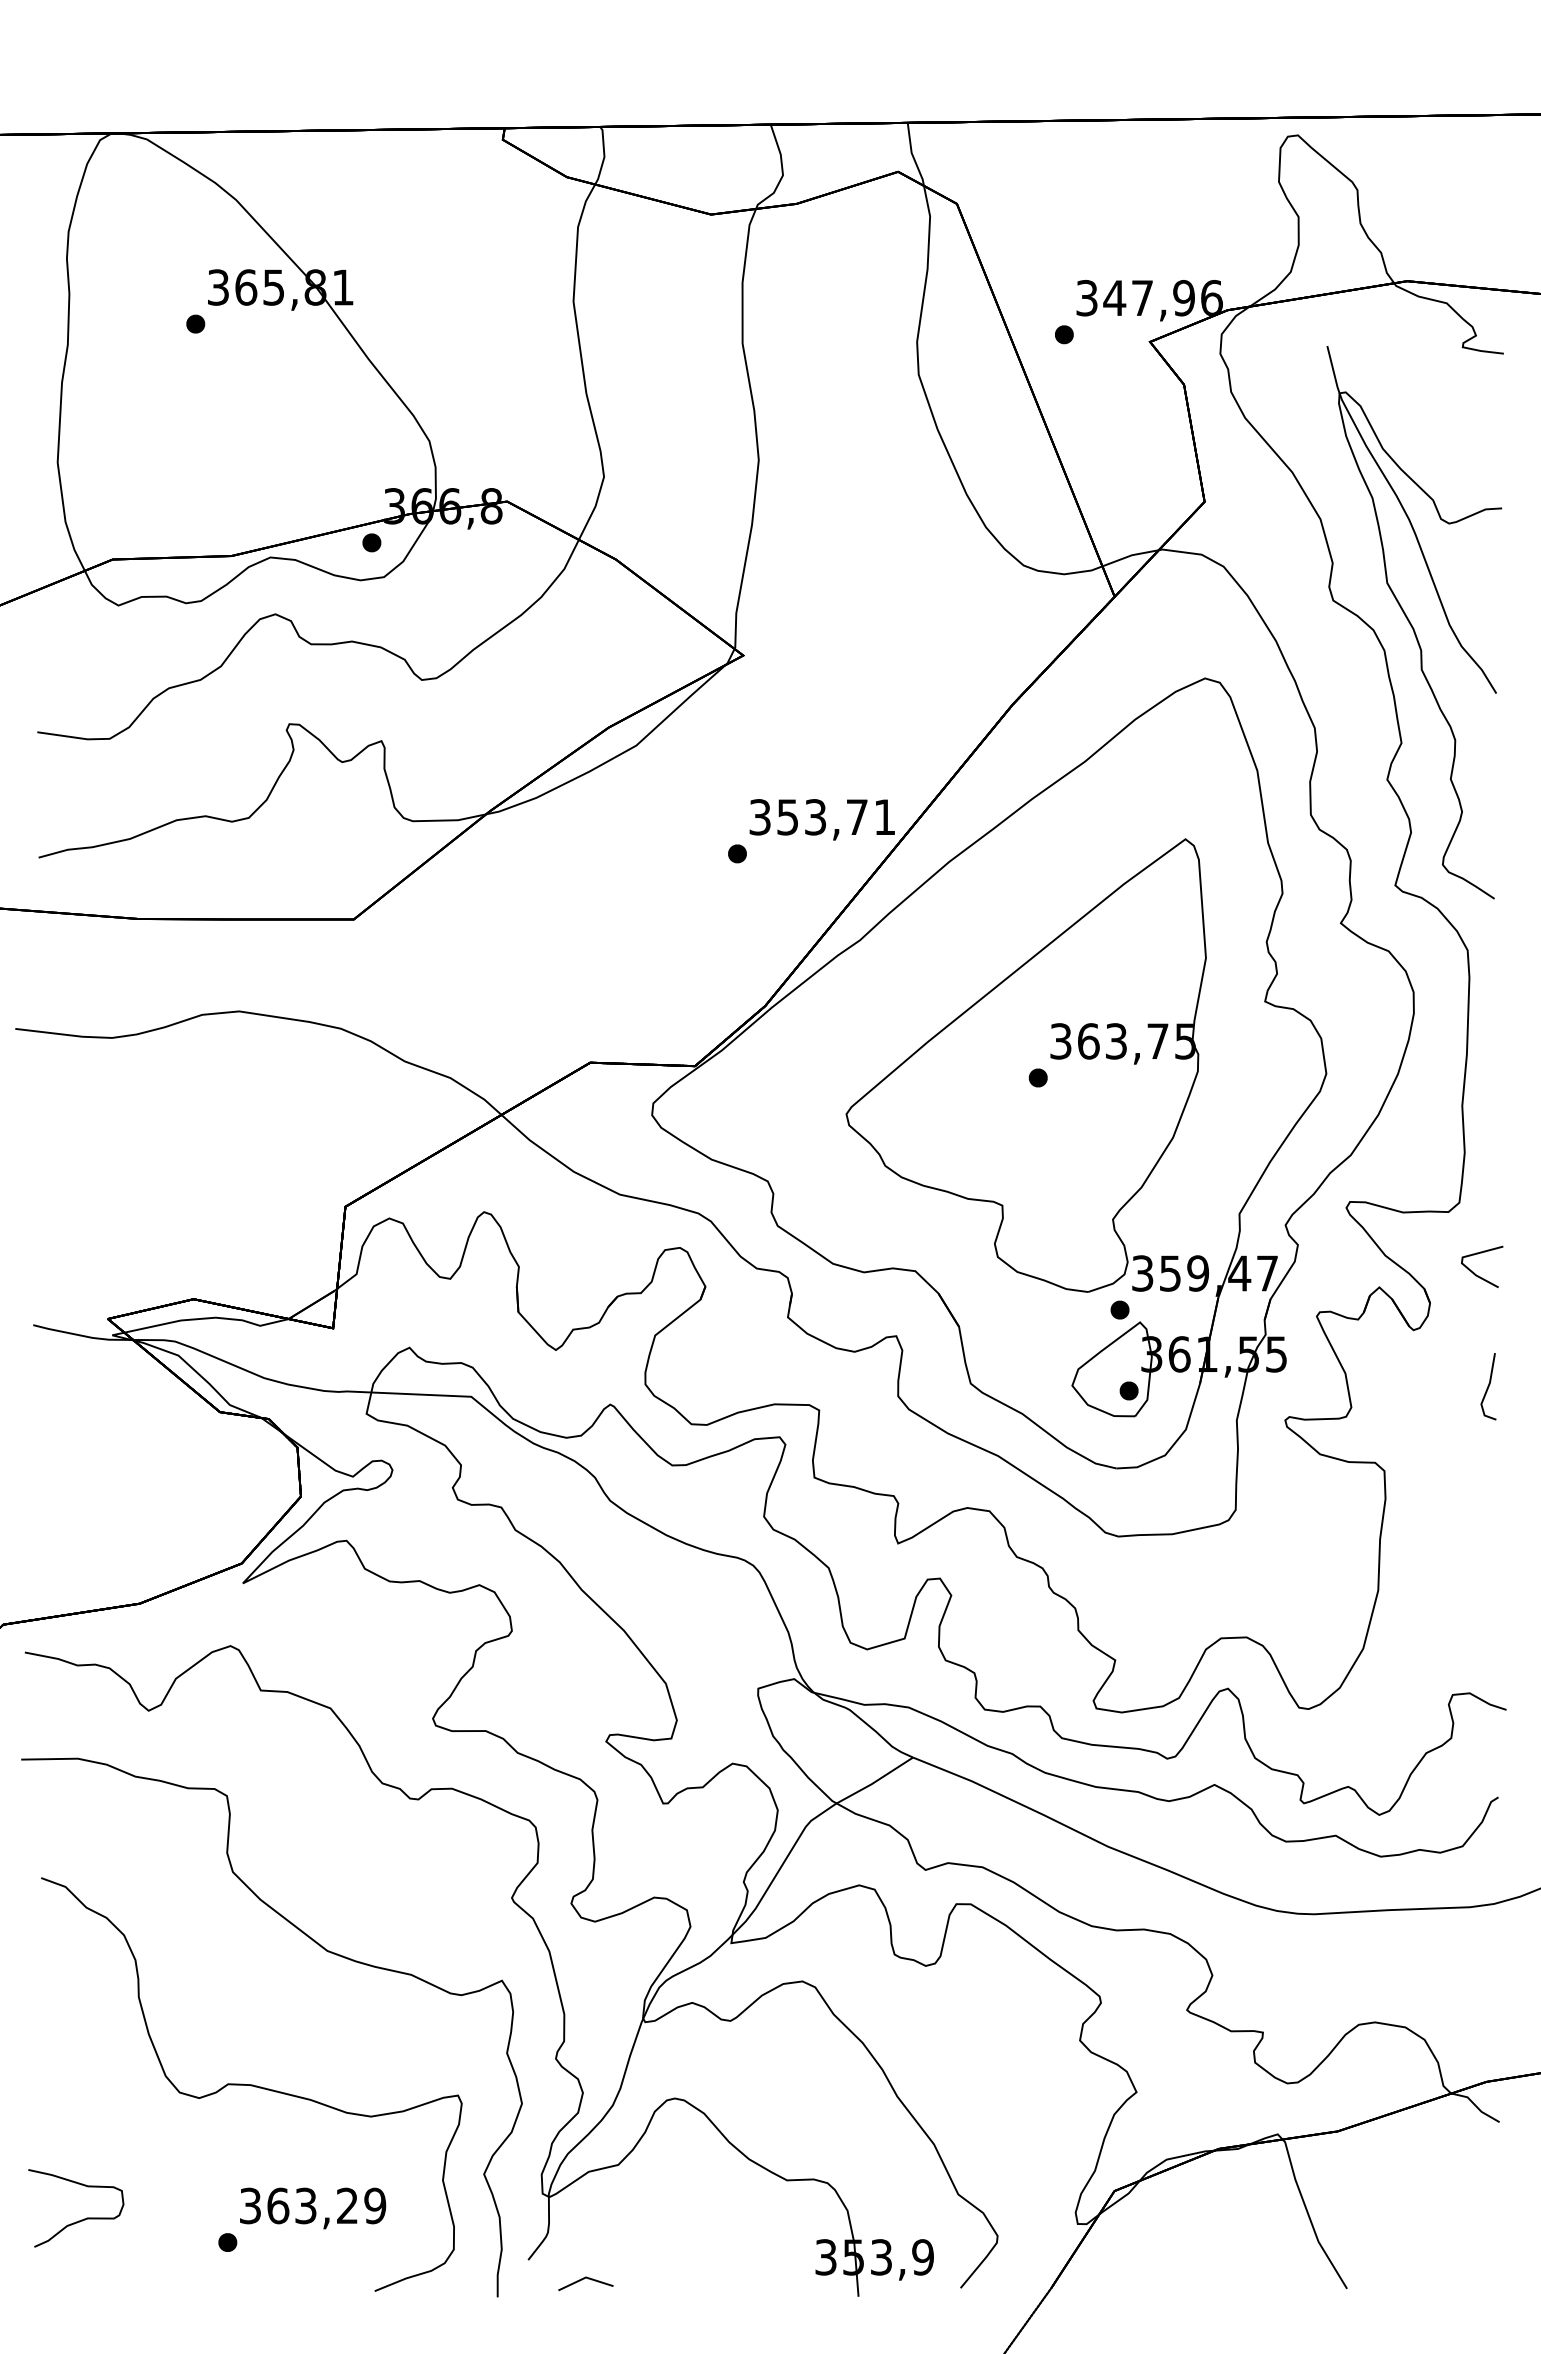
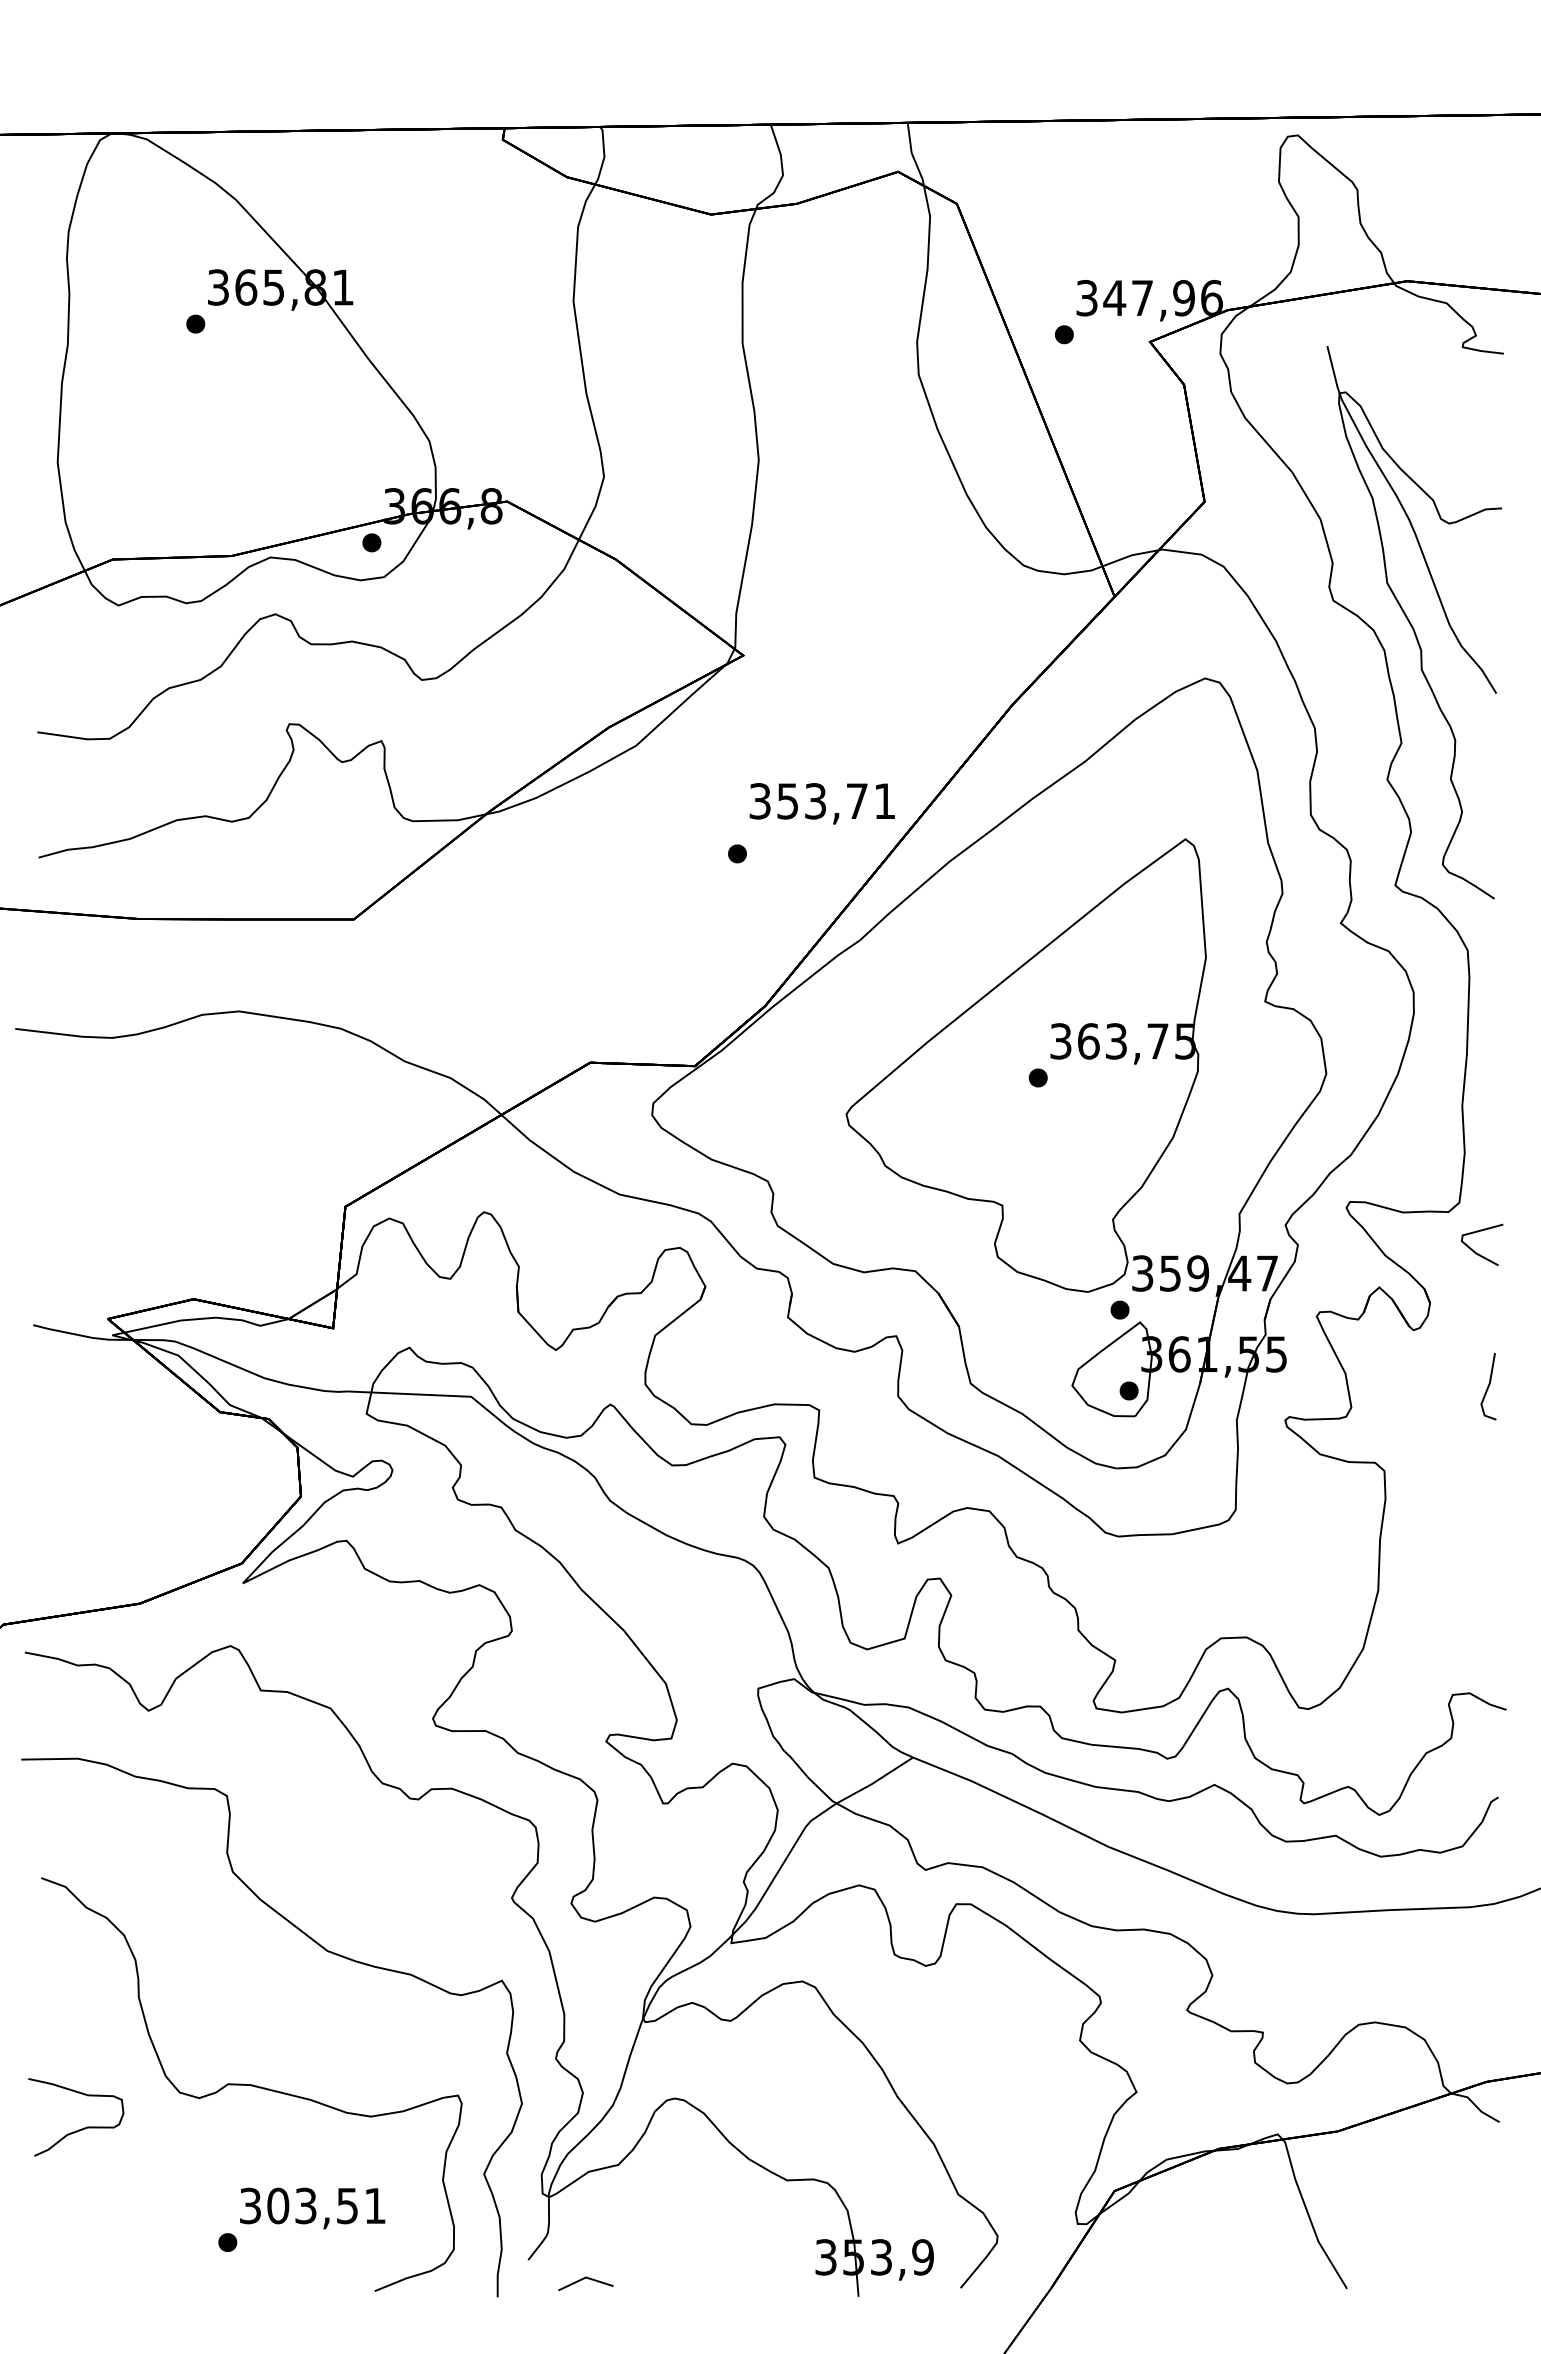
text position: (821, 819) -> (821, 803) (821, 803)
line position: (1478, 1275) -> (1478, 1253) (1478, 1253)
text: 363,29 -> 303,51 (326, 2205)
curve position: (81, 2219) -> (81, 2128) (81, 2128)
